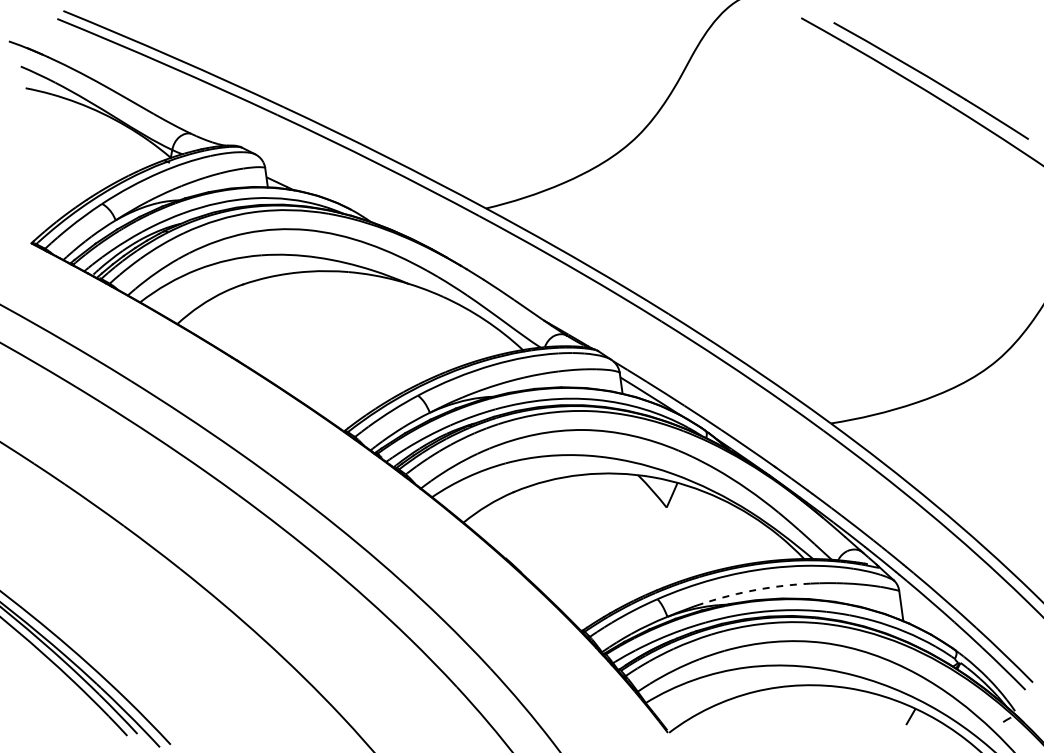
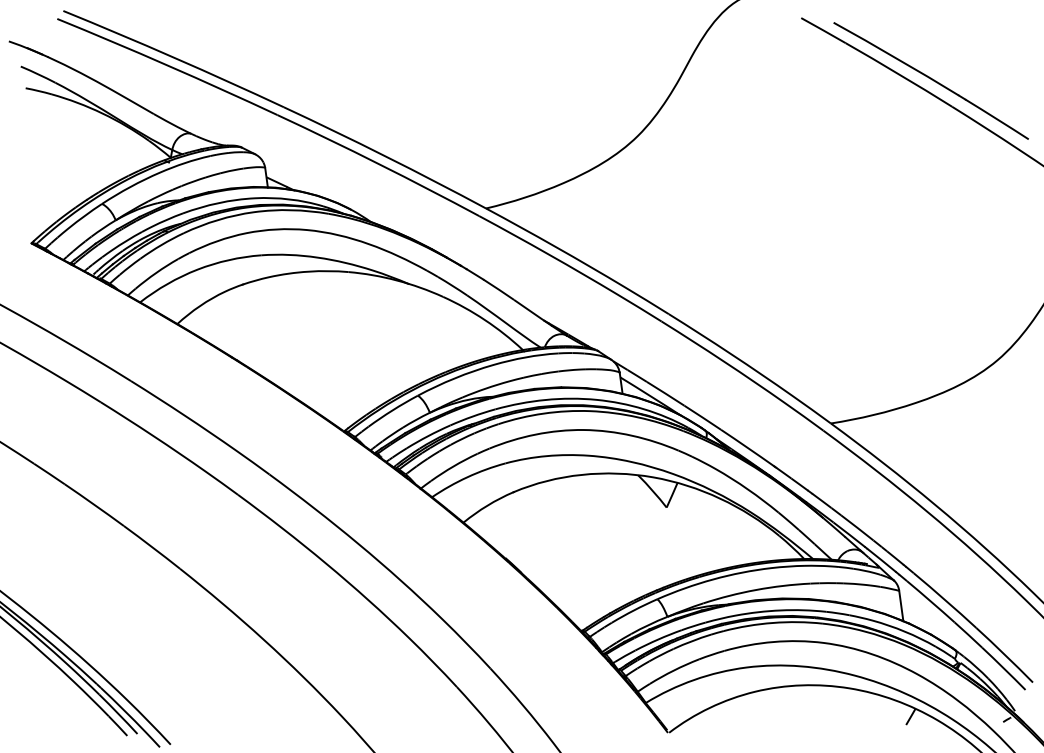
arc: dashed -> solid (756, 589)
